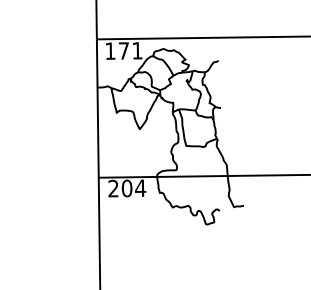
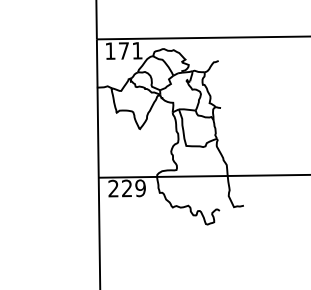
text: 204 -> 229 (133, 188)
